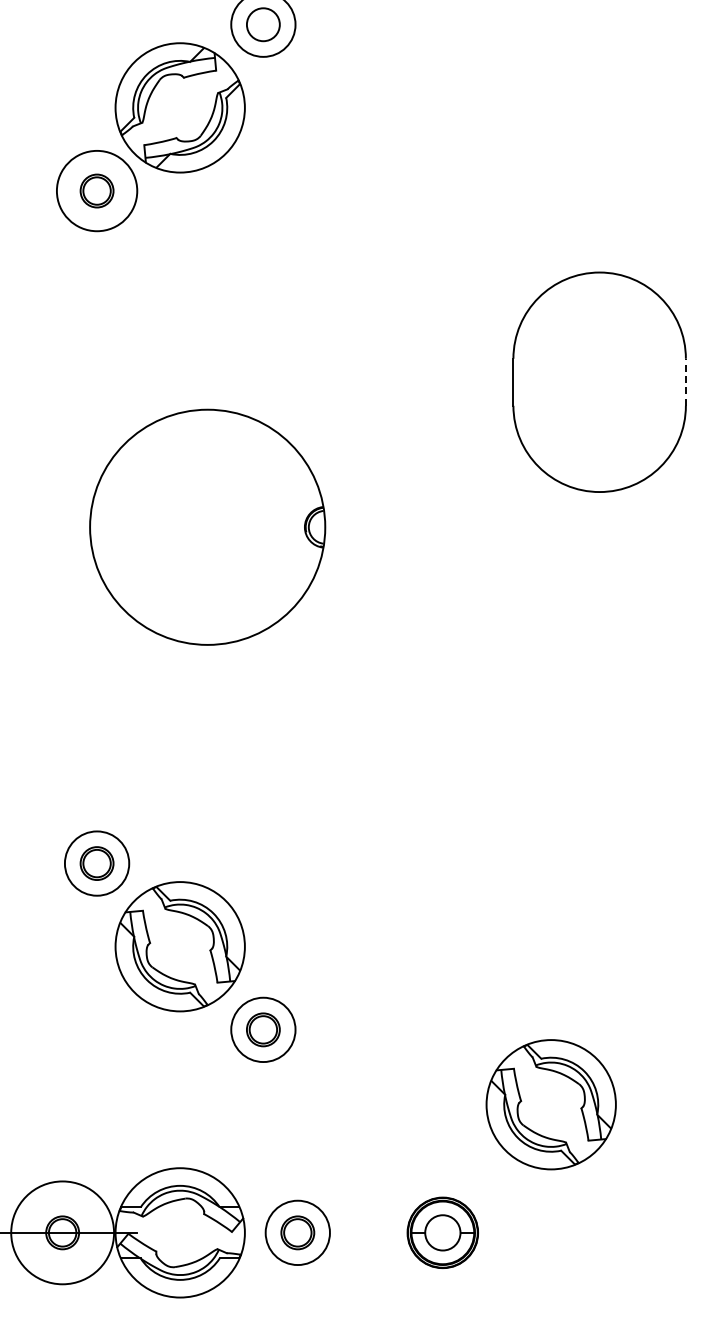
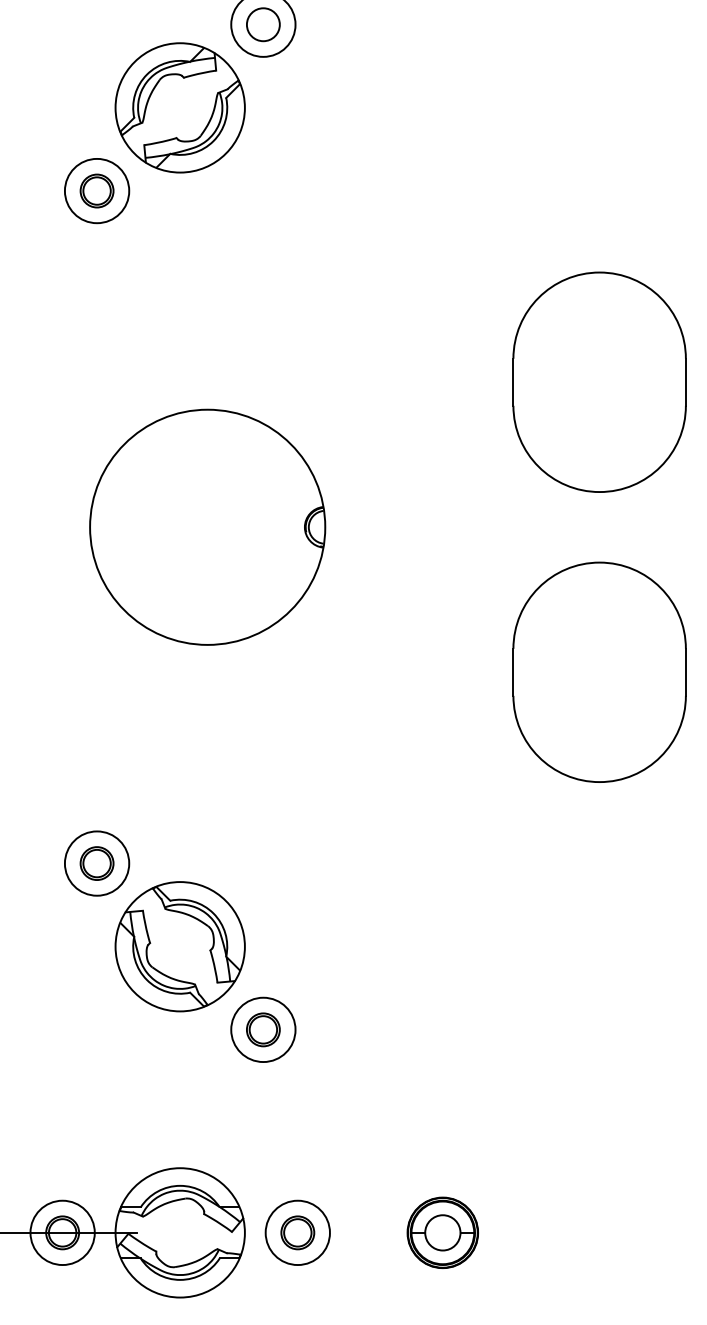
circle diameter: 80 px -> 64 px (96, 190)
line: dashed -> solid (685, 382)
part: none -> present (599, 671)
part: present -> none (550, 1104)
circle diameter: 103 px -> 64 px (62, 1232)
